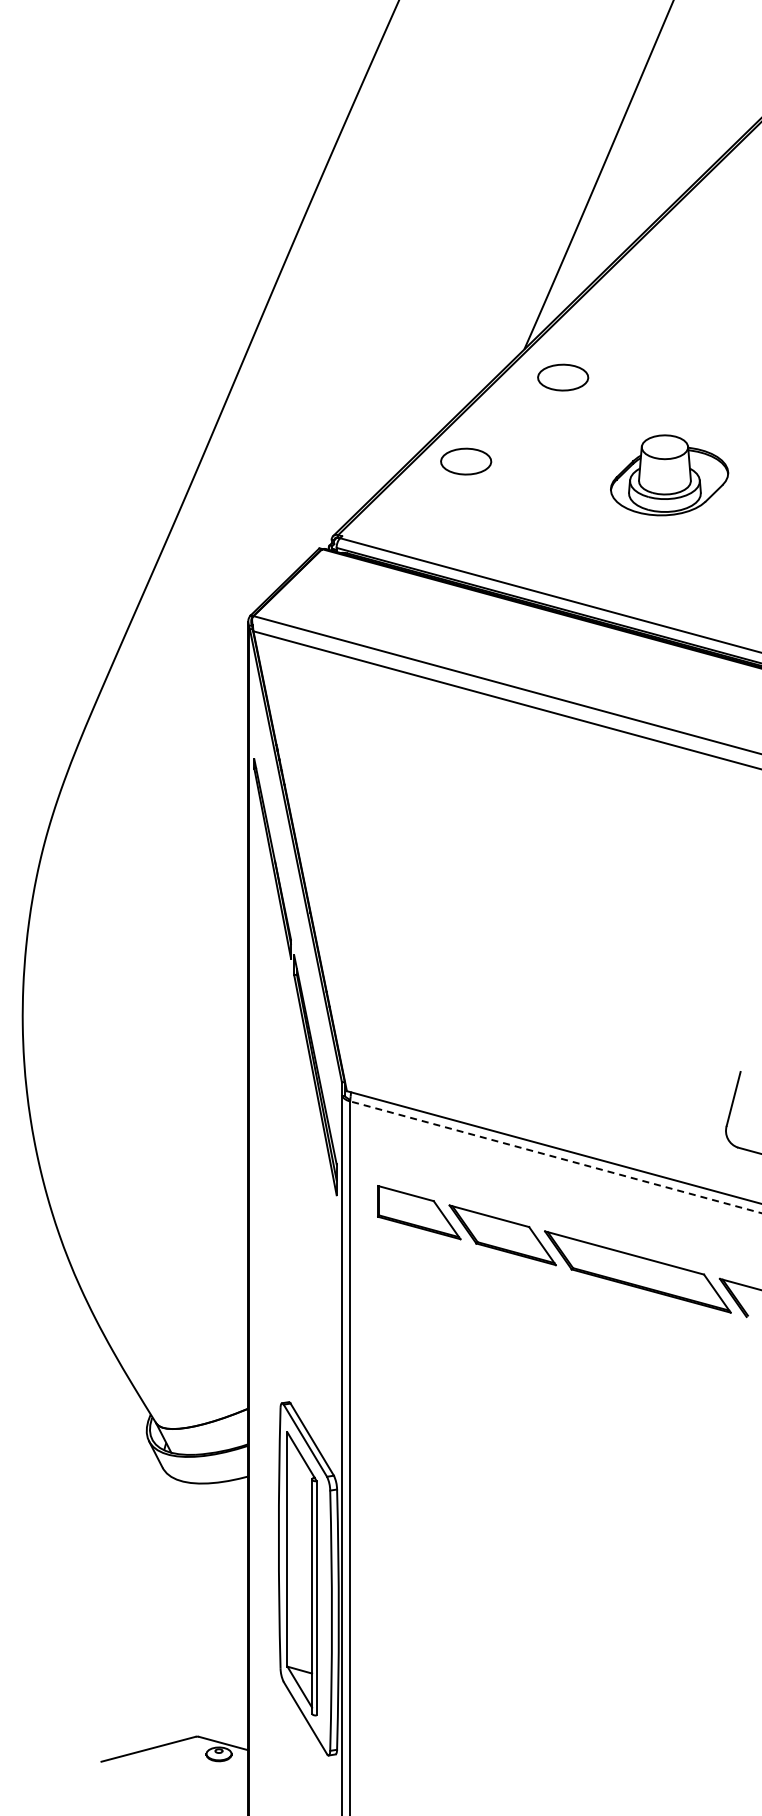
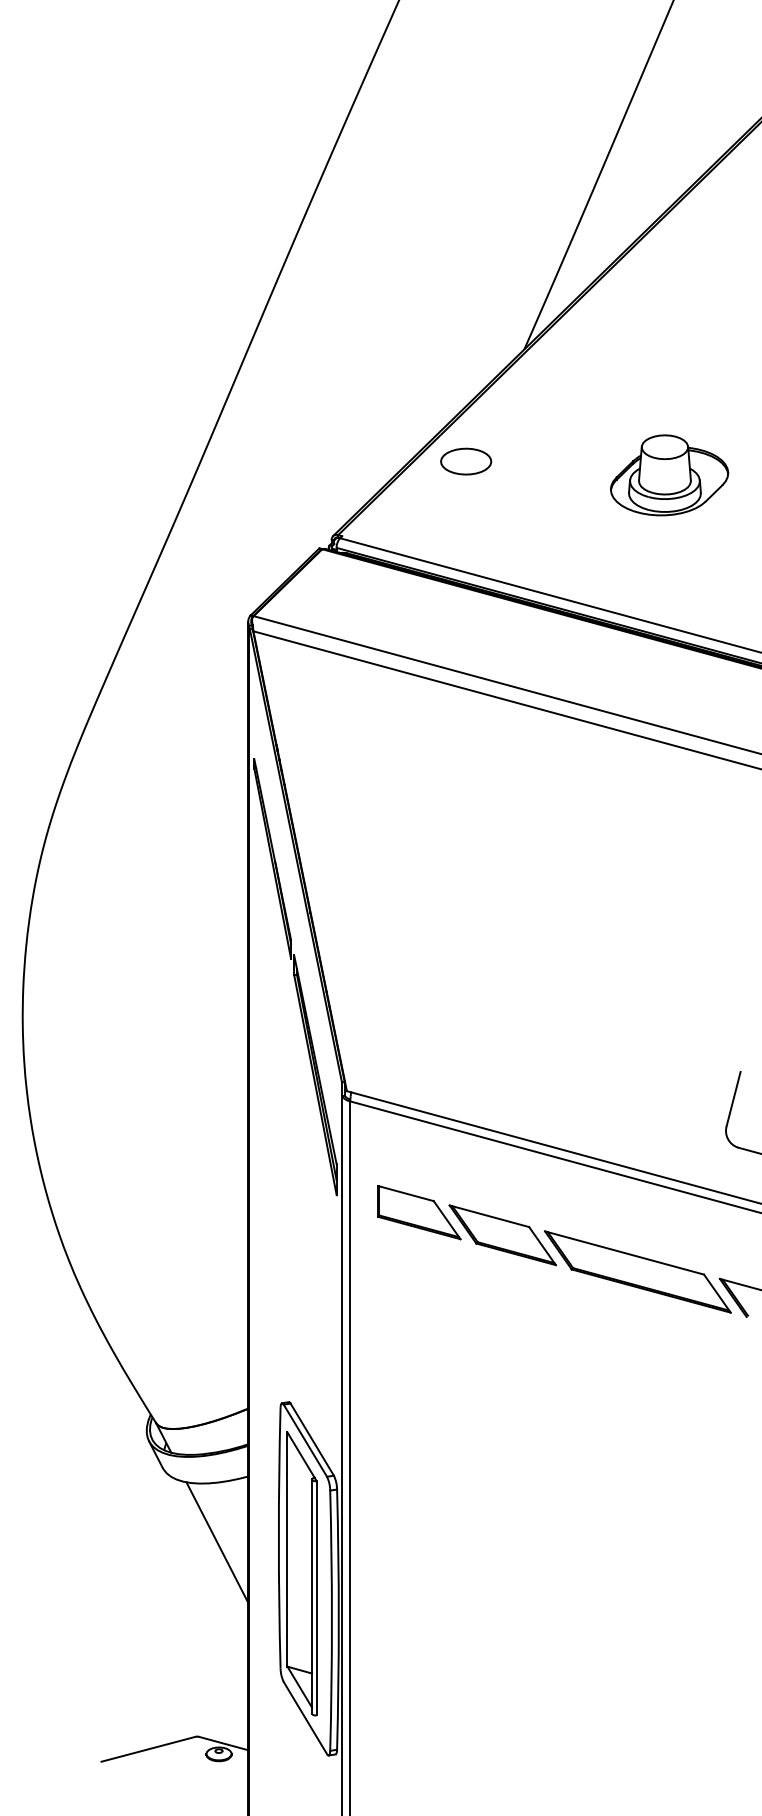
part: present -> none (563, 377)
line: dashed -> solid (555, 1157)
line: none -> present (217, 1542)
